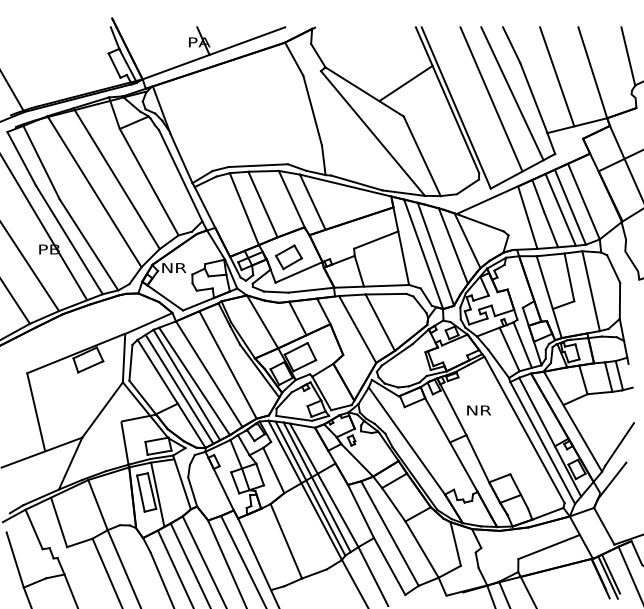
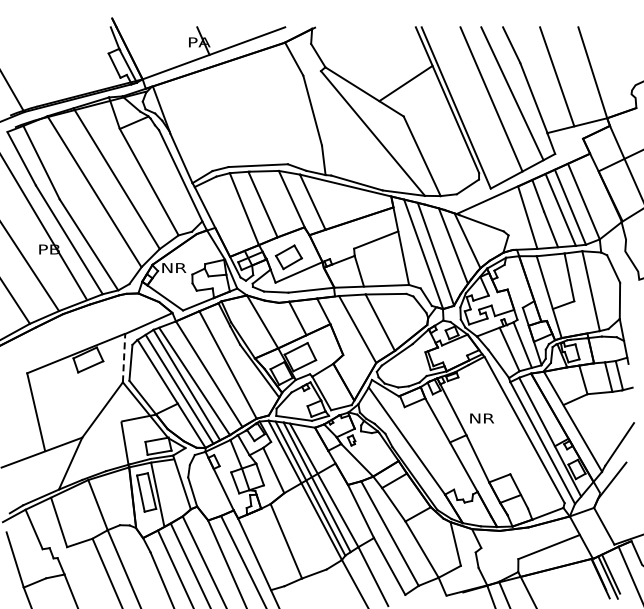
line: present -> none (628, 56)
line: solid -> dashed (124, 357)
text position: (479, 410) -> (482, 418) (482, 418)
